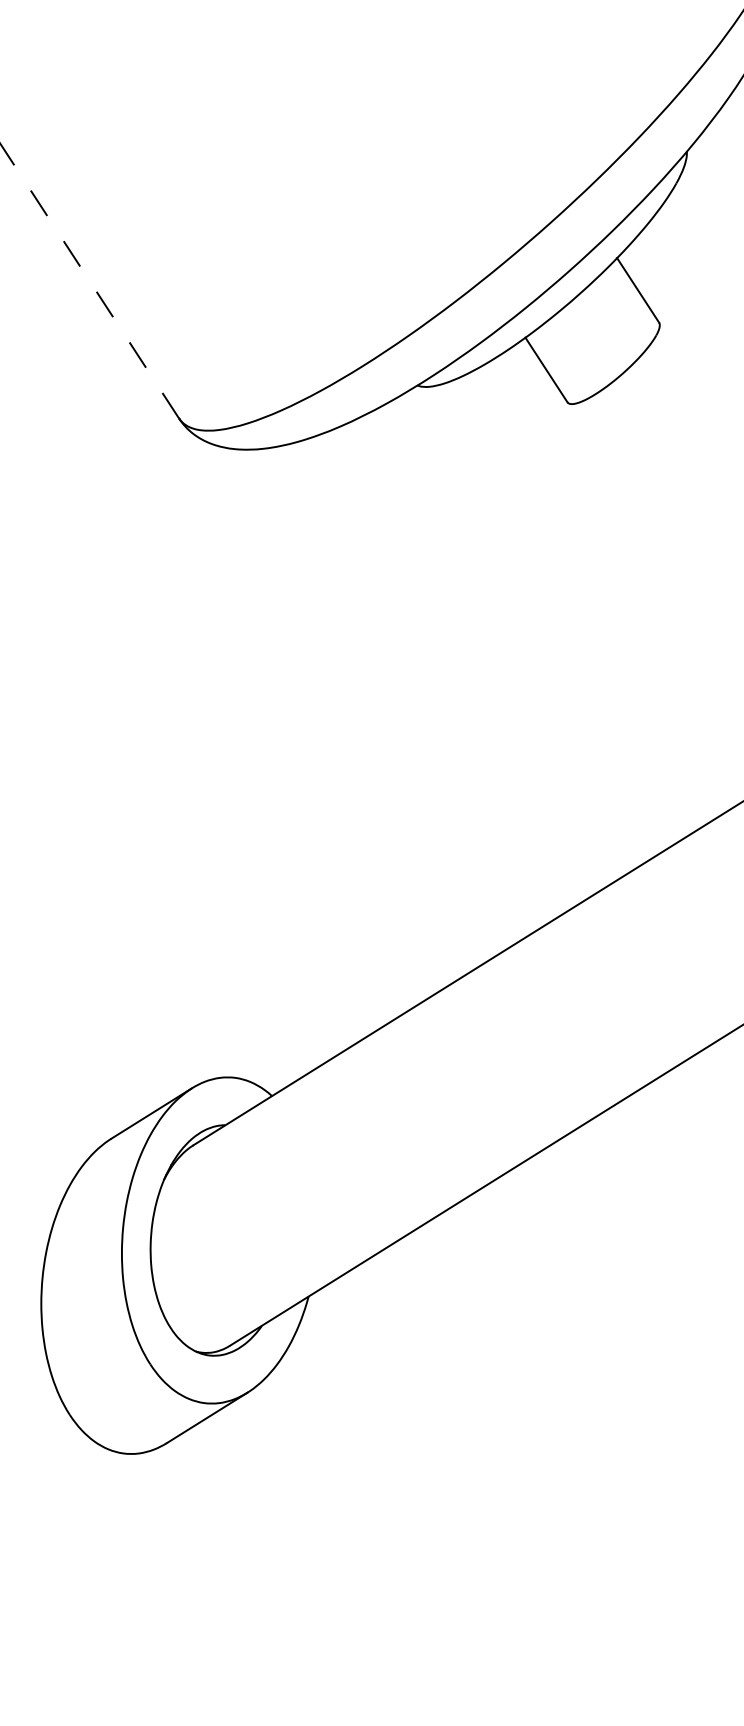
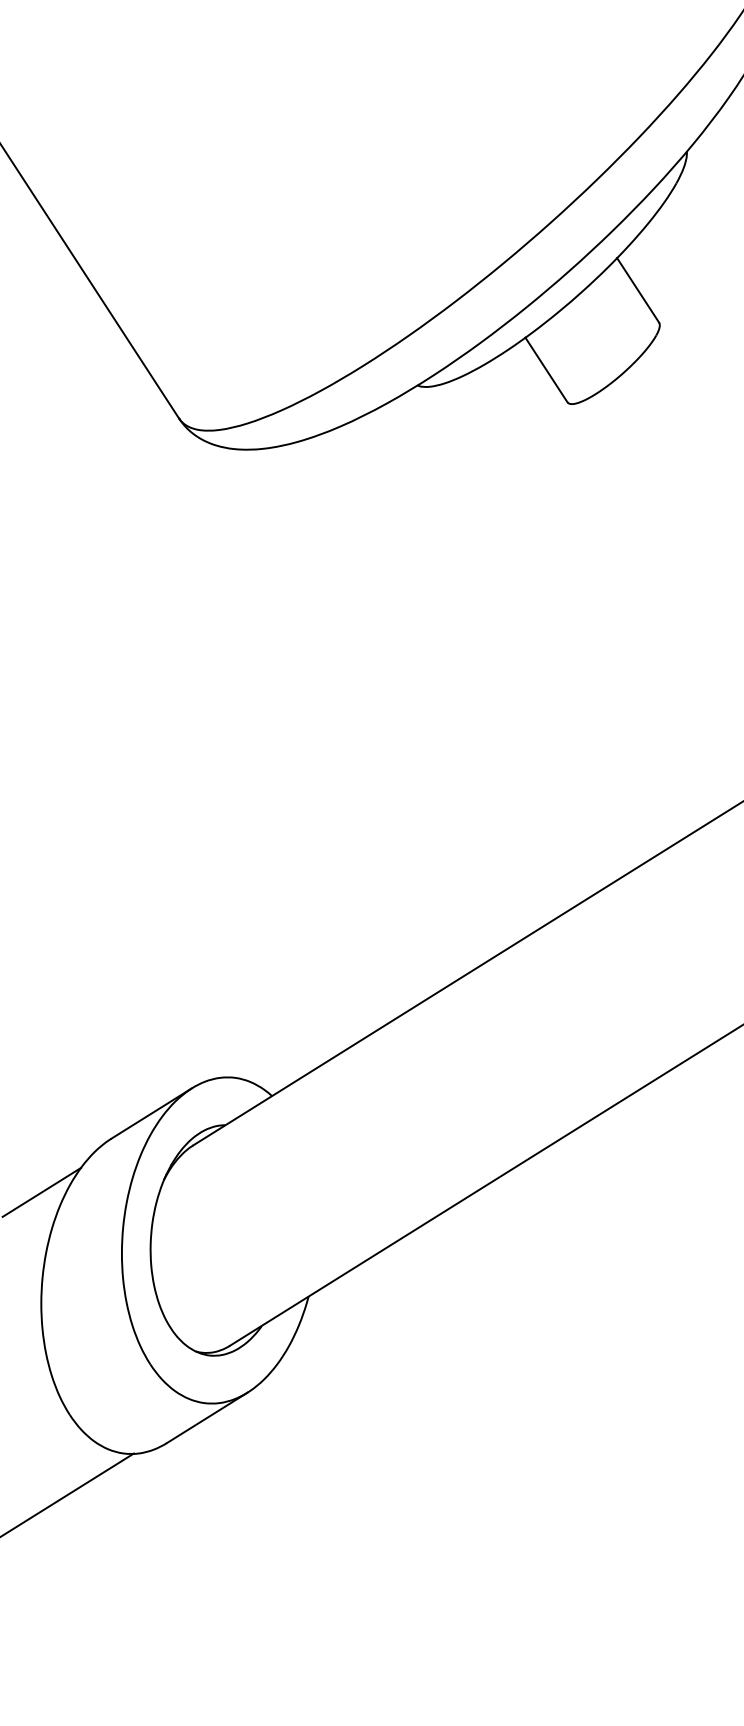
line: dashed -> solid (89, 280)
line: none -> present (41, 1191)
line: none -> present (67, 1494)
